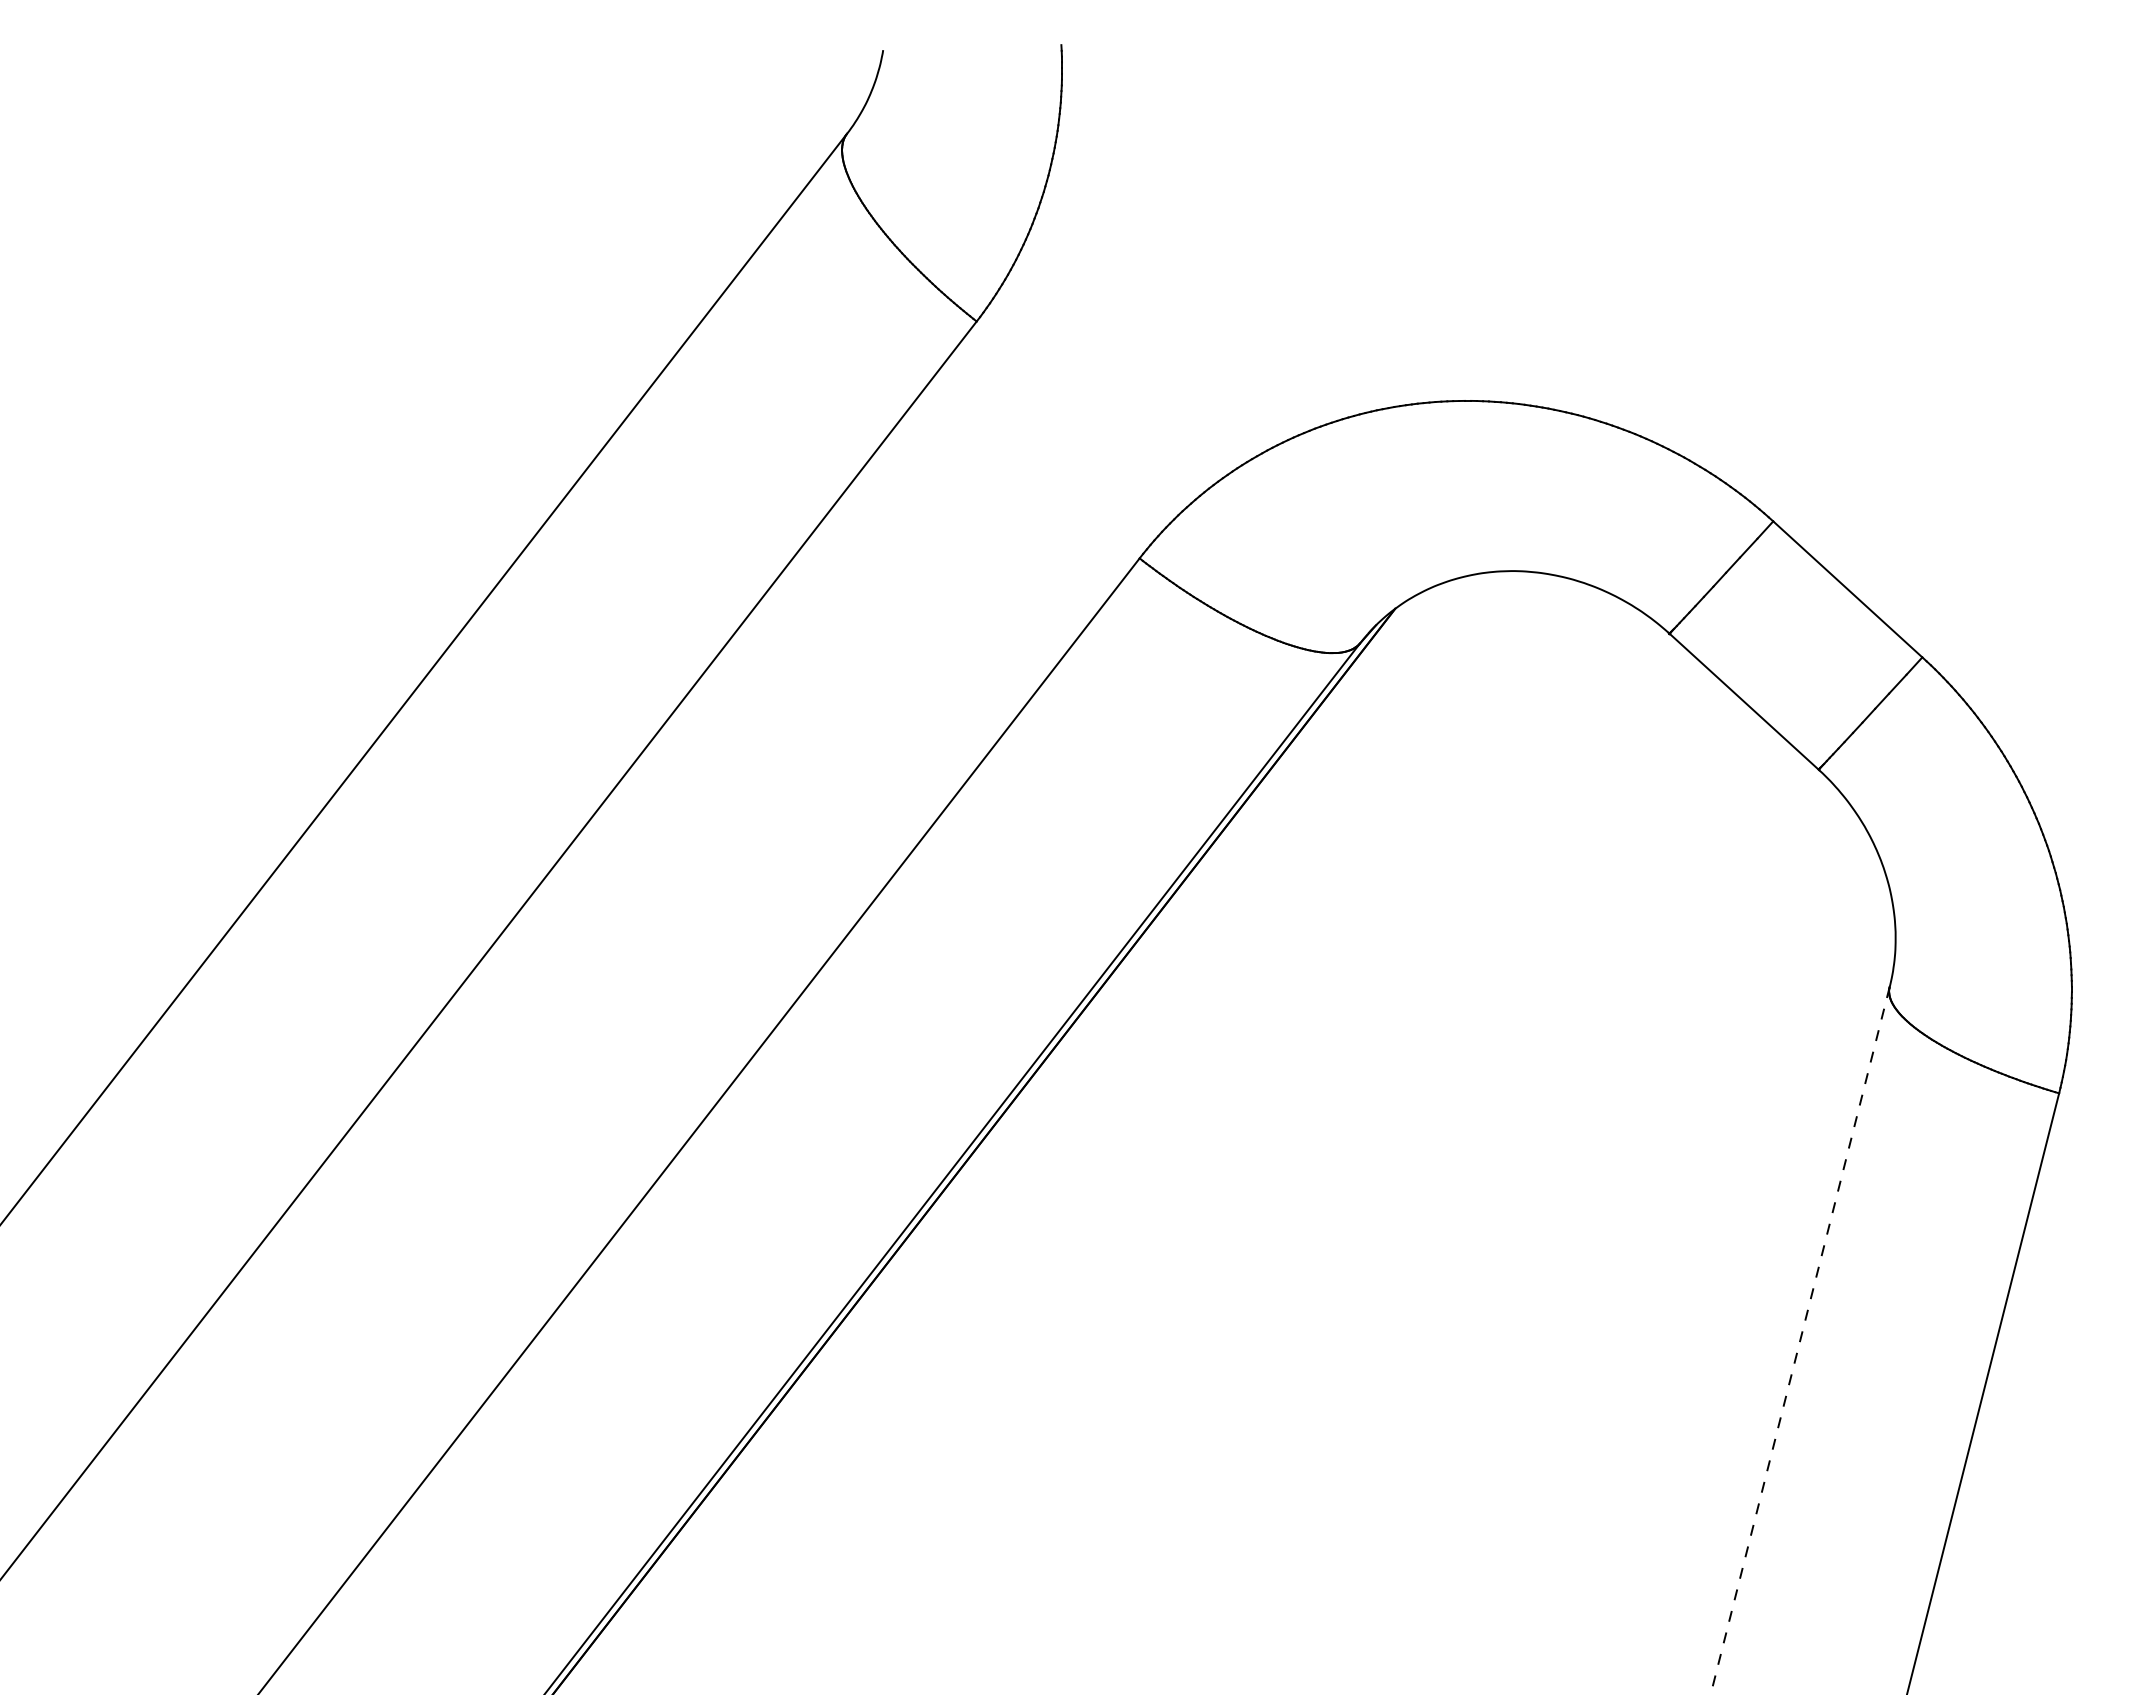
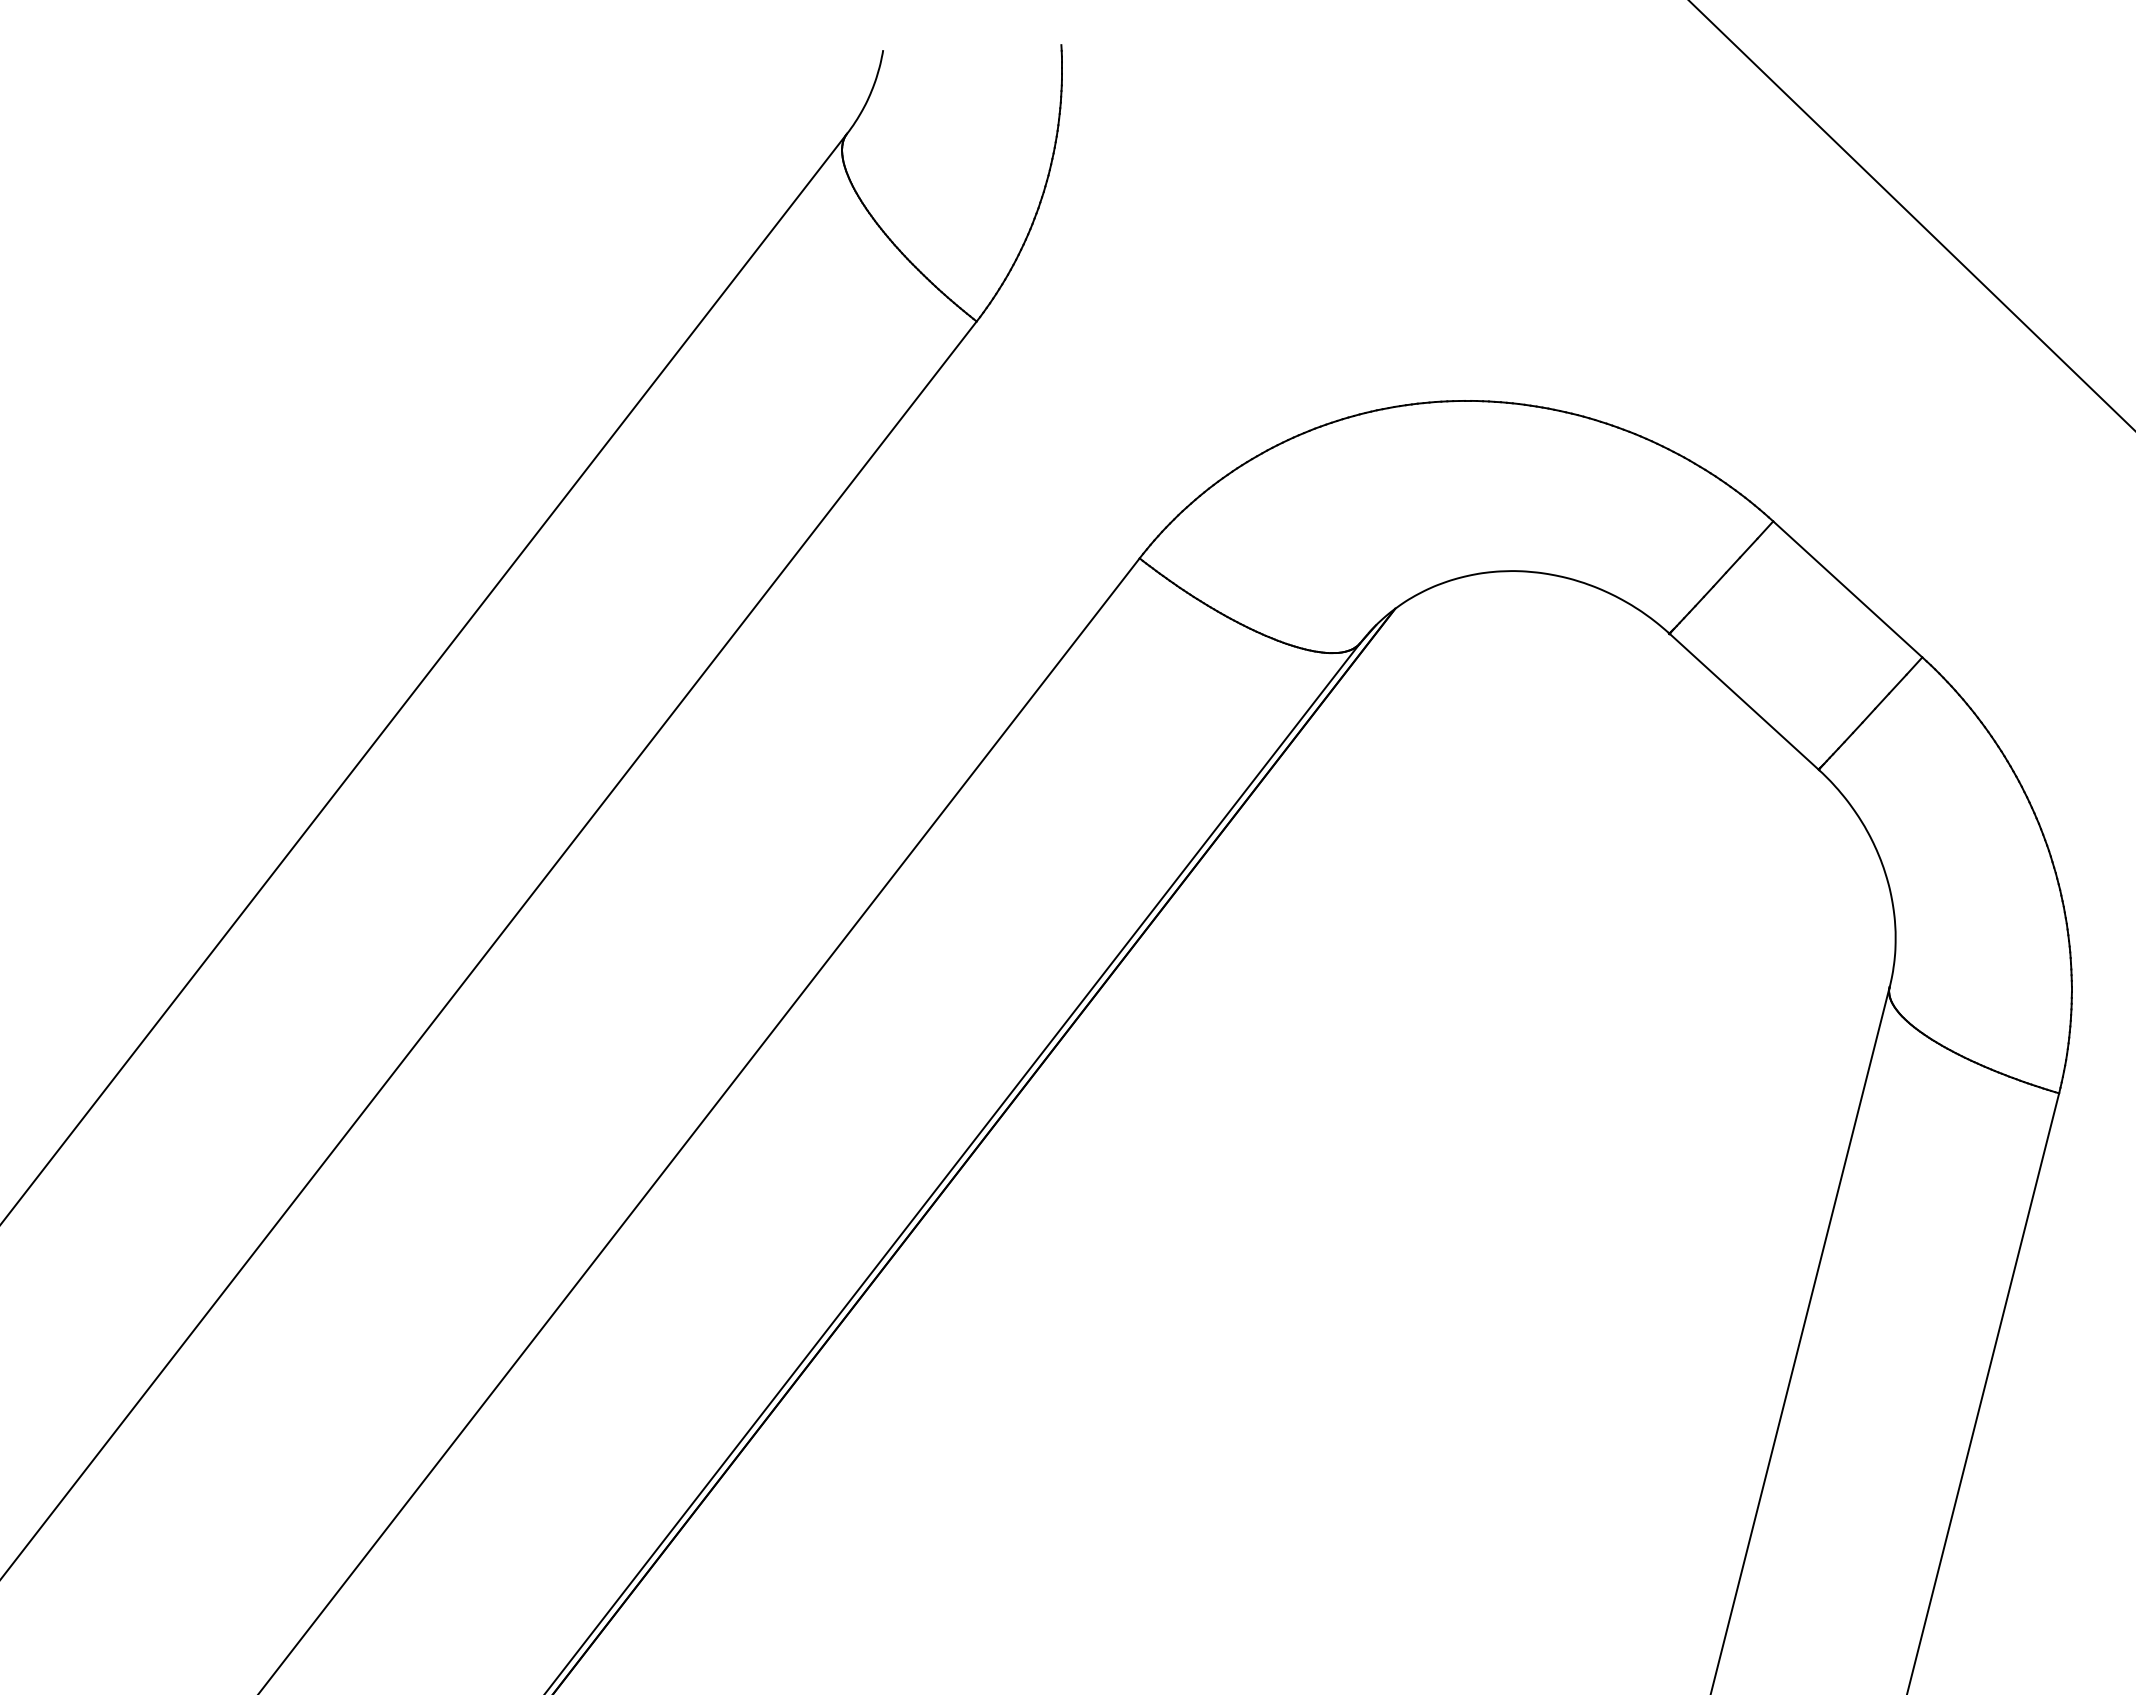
line: none -> present (1911, 215)
line: dashed -> solid (1800, 1340)
